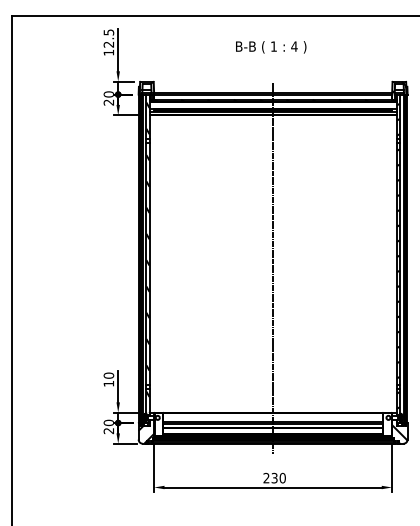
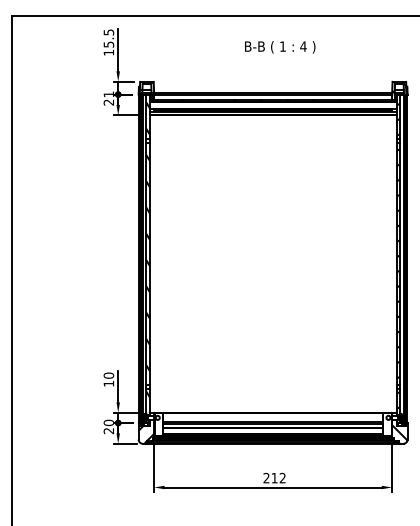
text: 12.5 -> 15.5 (108, 44)
text position: (271, 47) -> (280, 47) (280, 47)
text: 20 -> 21 (108, 94)
line: present -> none (273, 268)
text: 230 -> 212 (278, 477)
